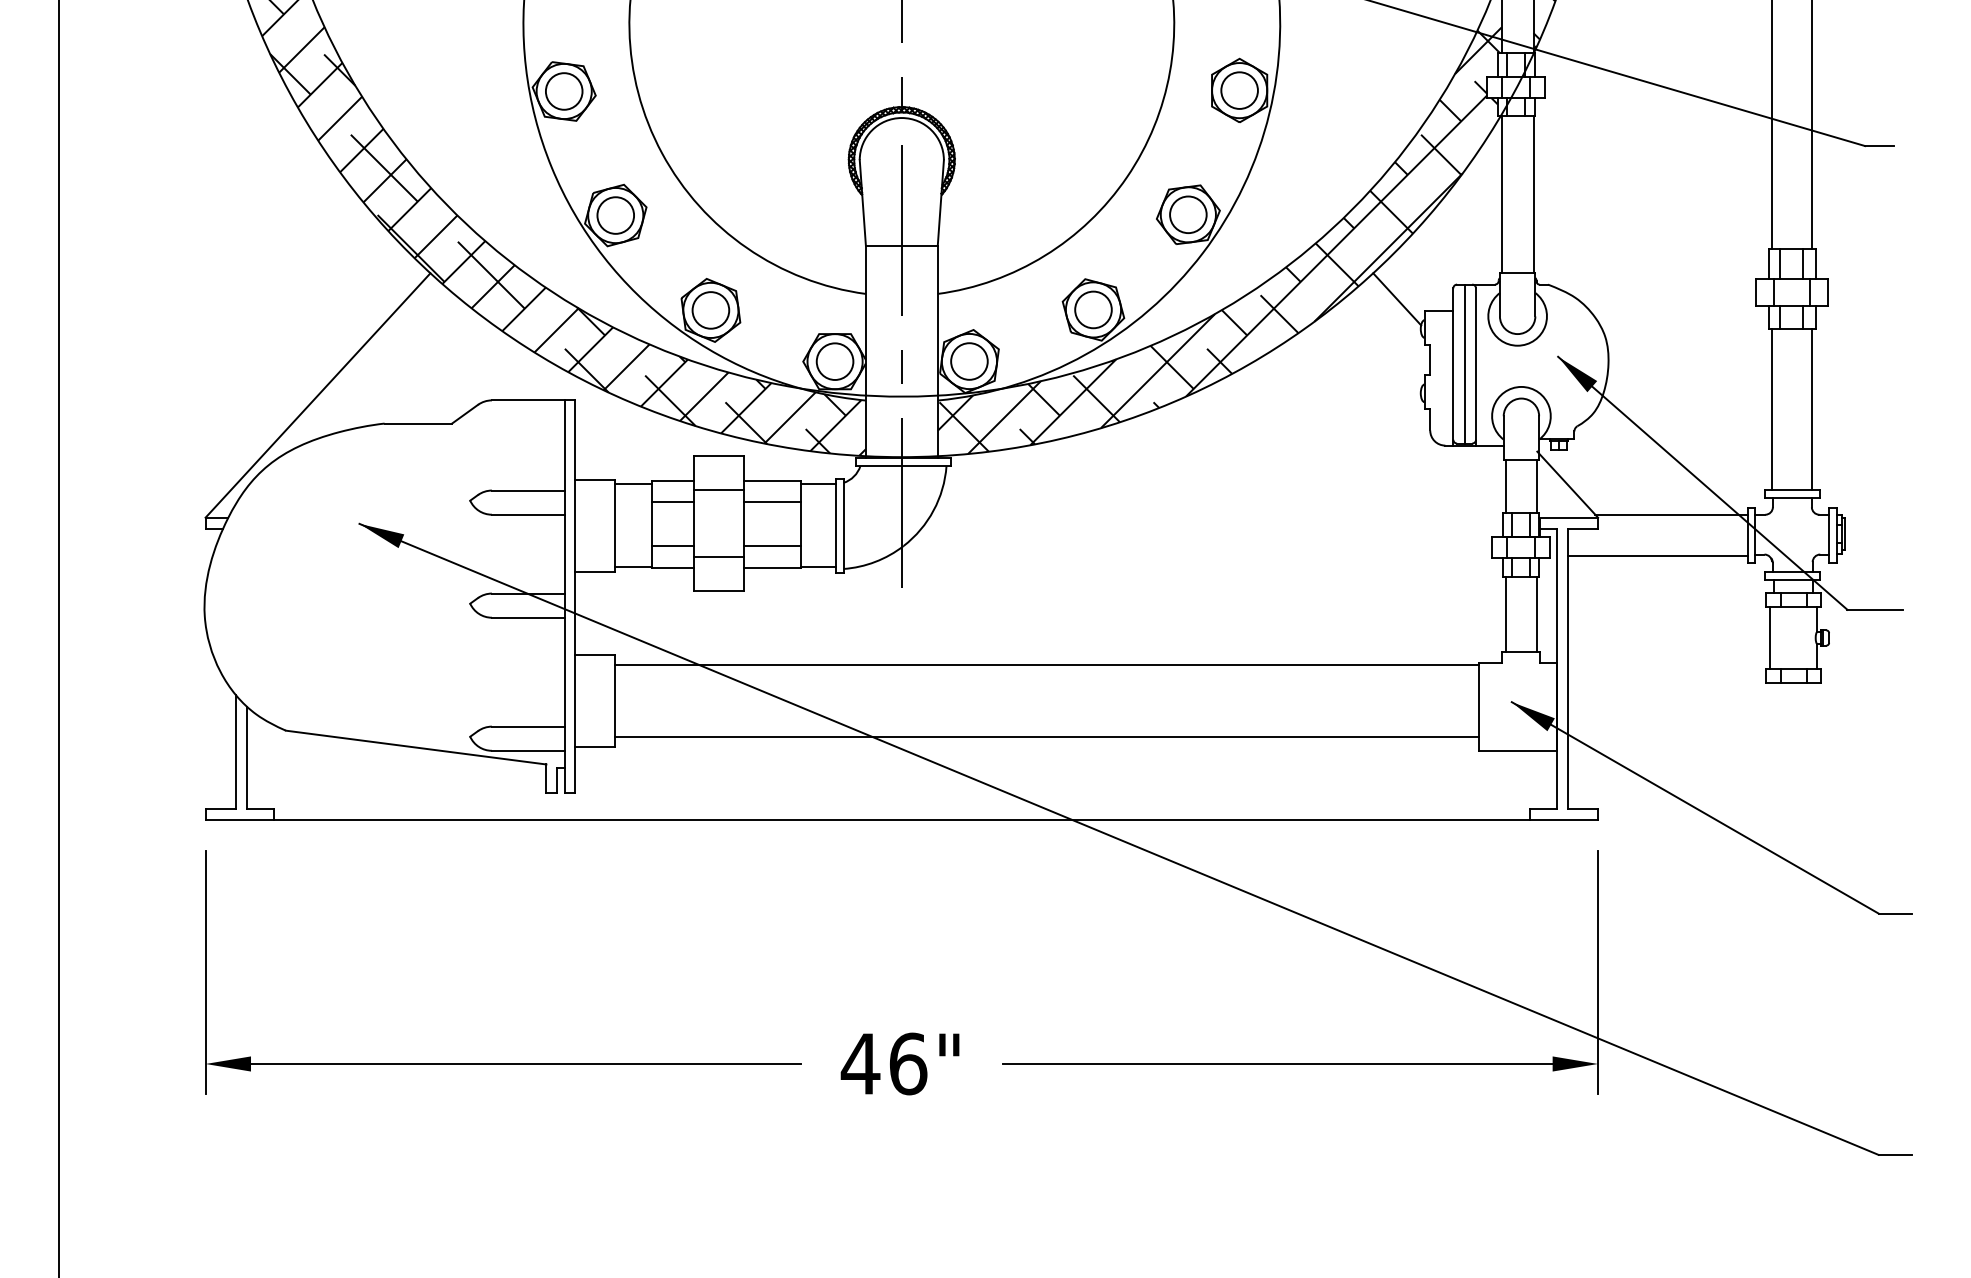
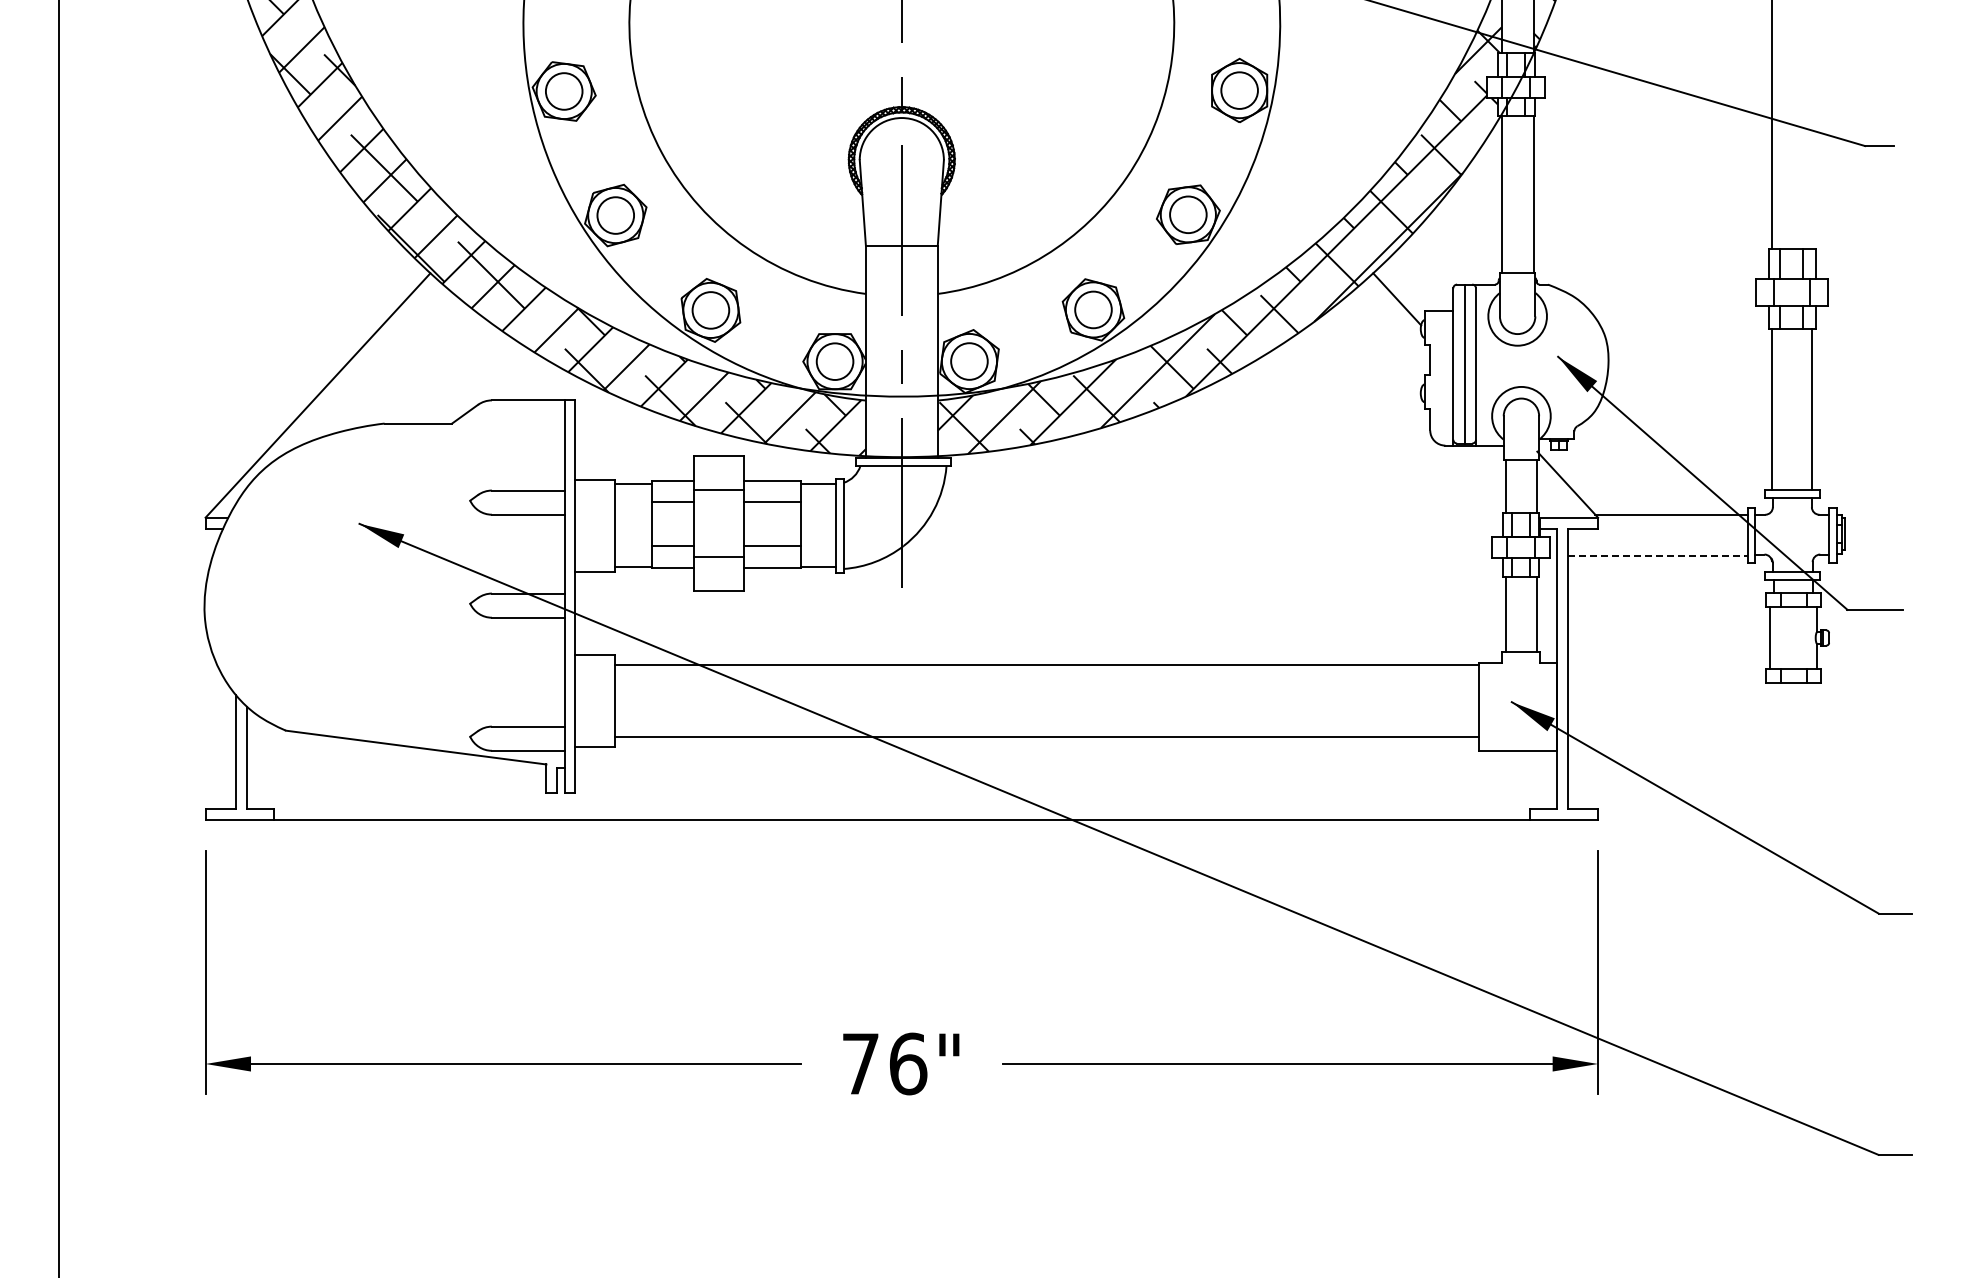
line: present -> none (1811, 125)
line: solid -> dashed (1657, 555)
text: 46" -> 76" (860, 1063)
